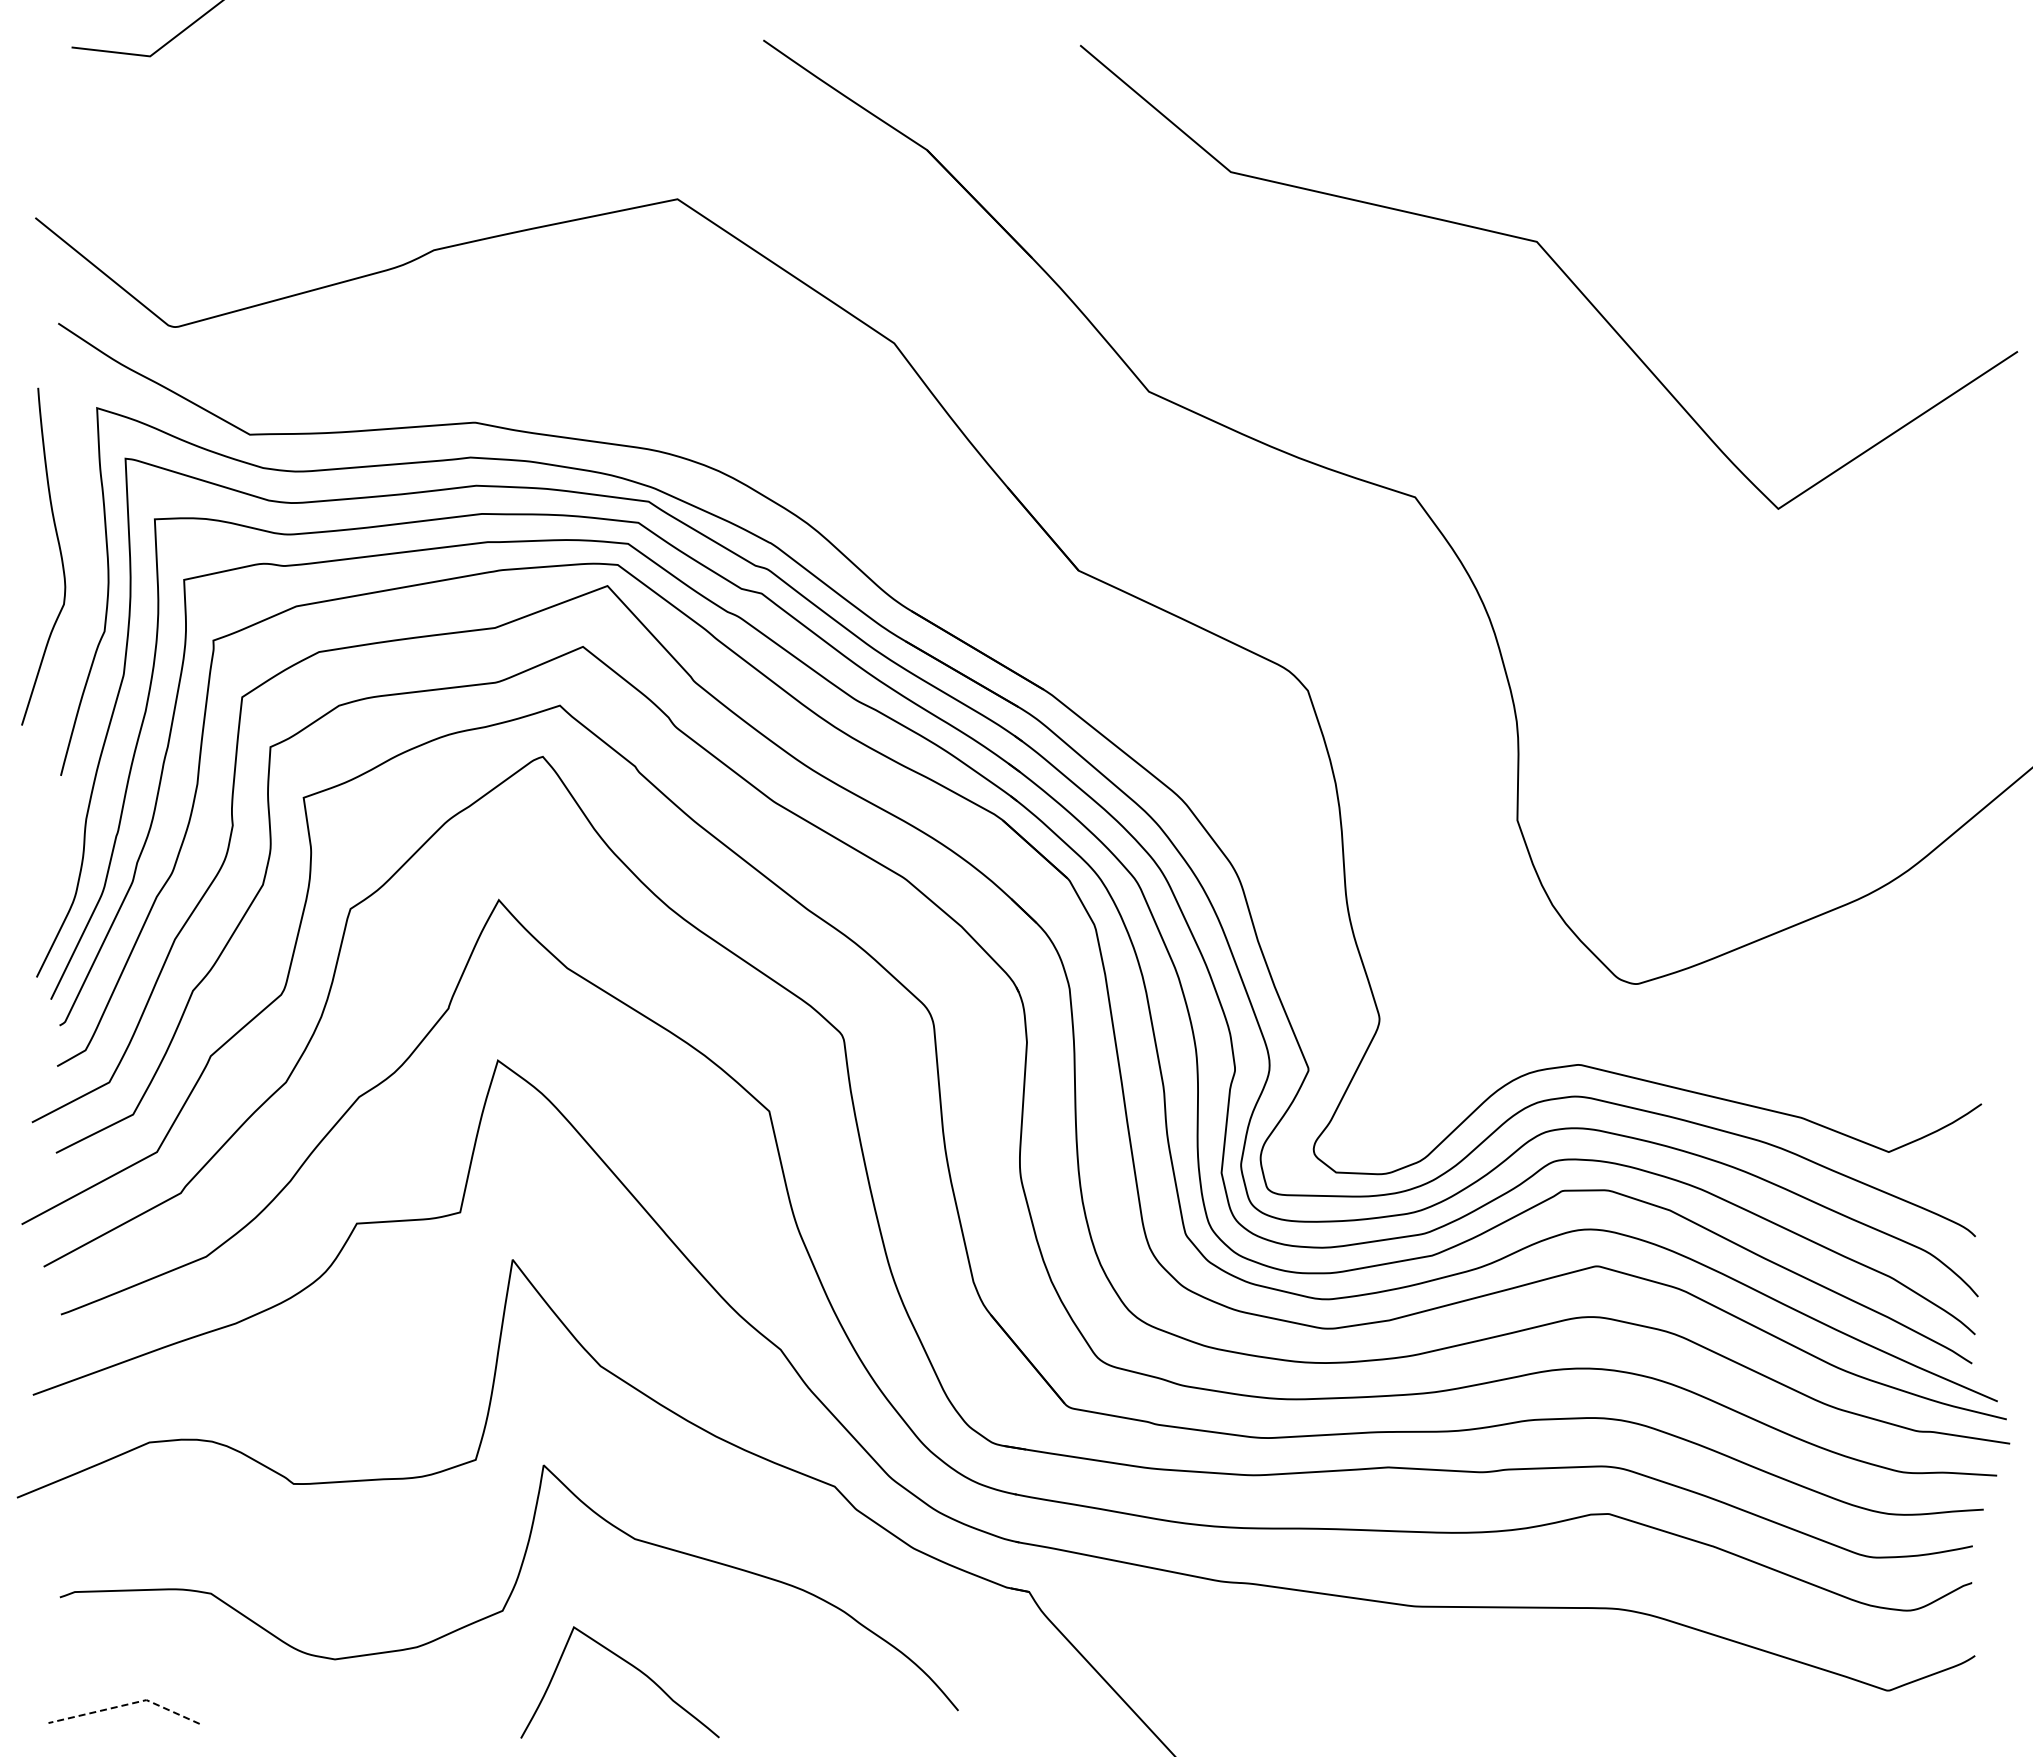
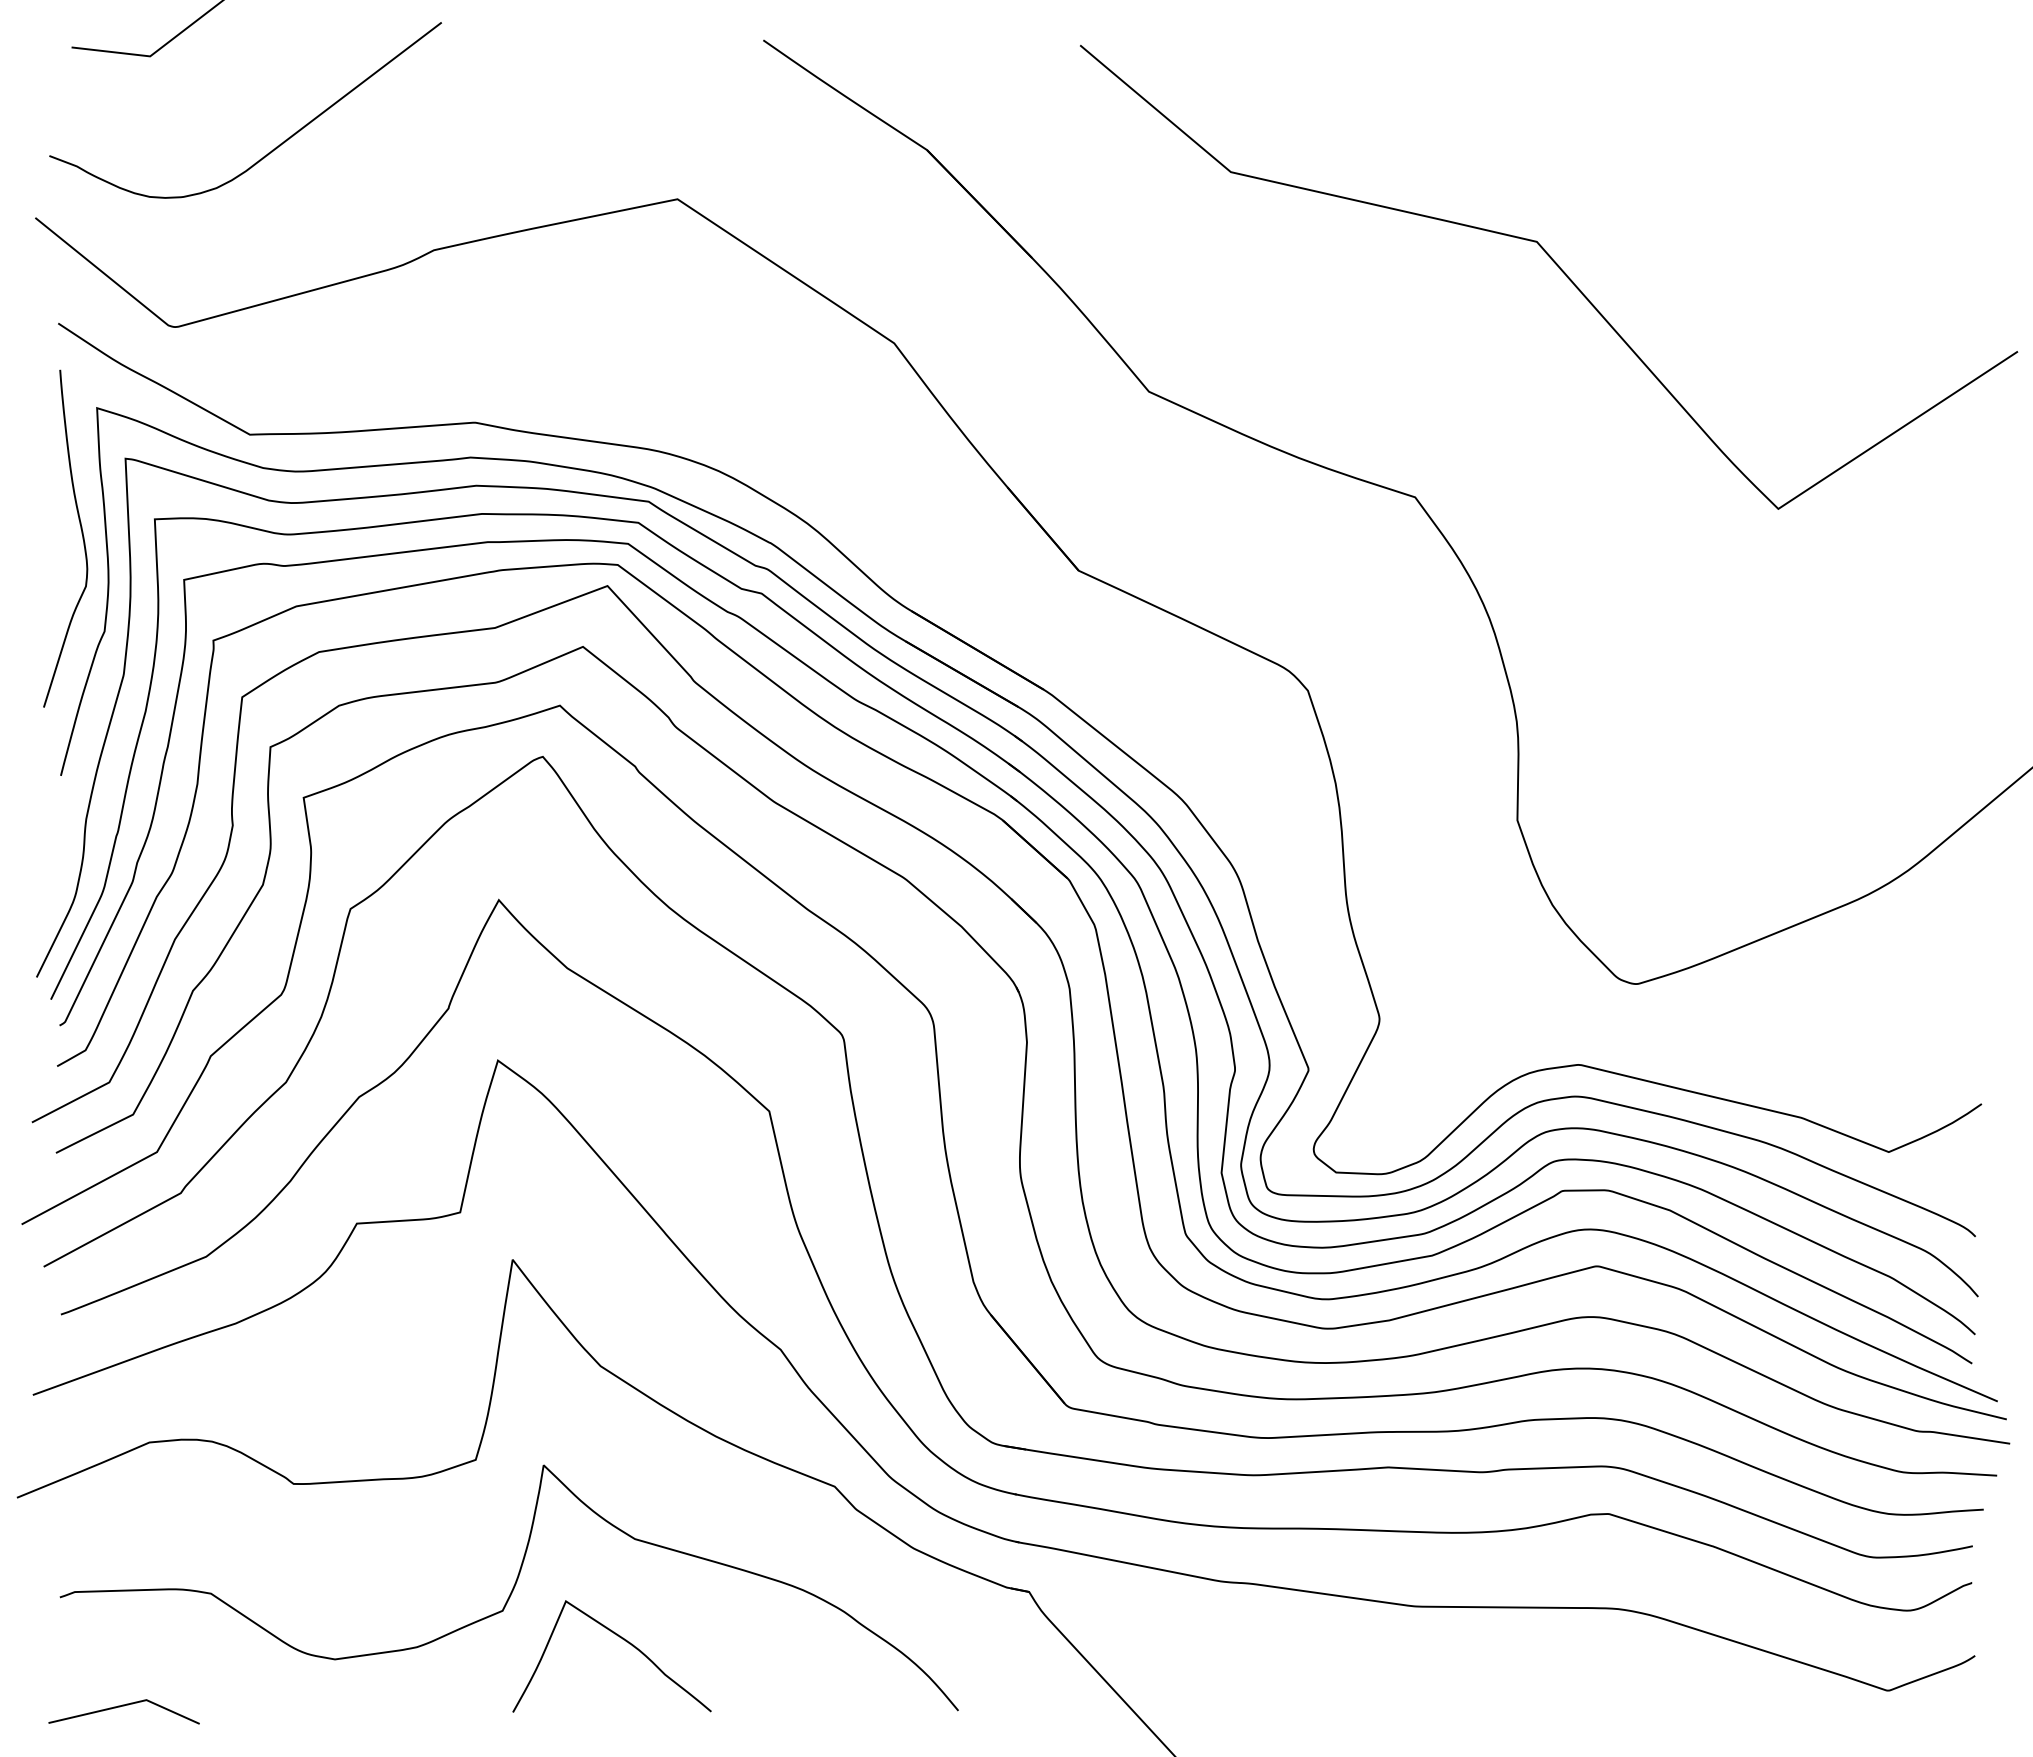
curve: none -> present (272, 149)
curve position: (59, 552) -> (81, 534) (81, 534)
curve position: (628, 1664) -> (620, 1638) (620, 1638)
line: dashed -> solid (126, 1704)
